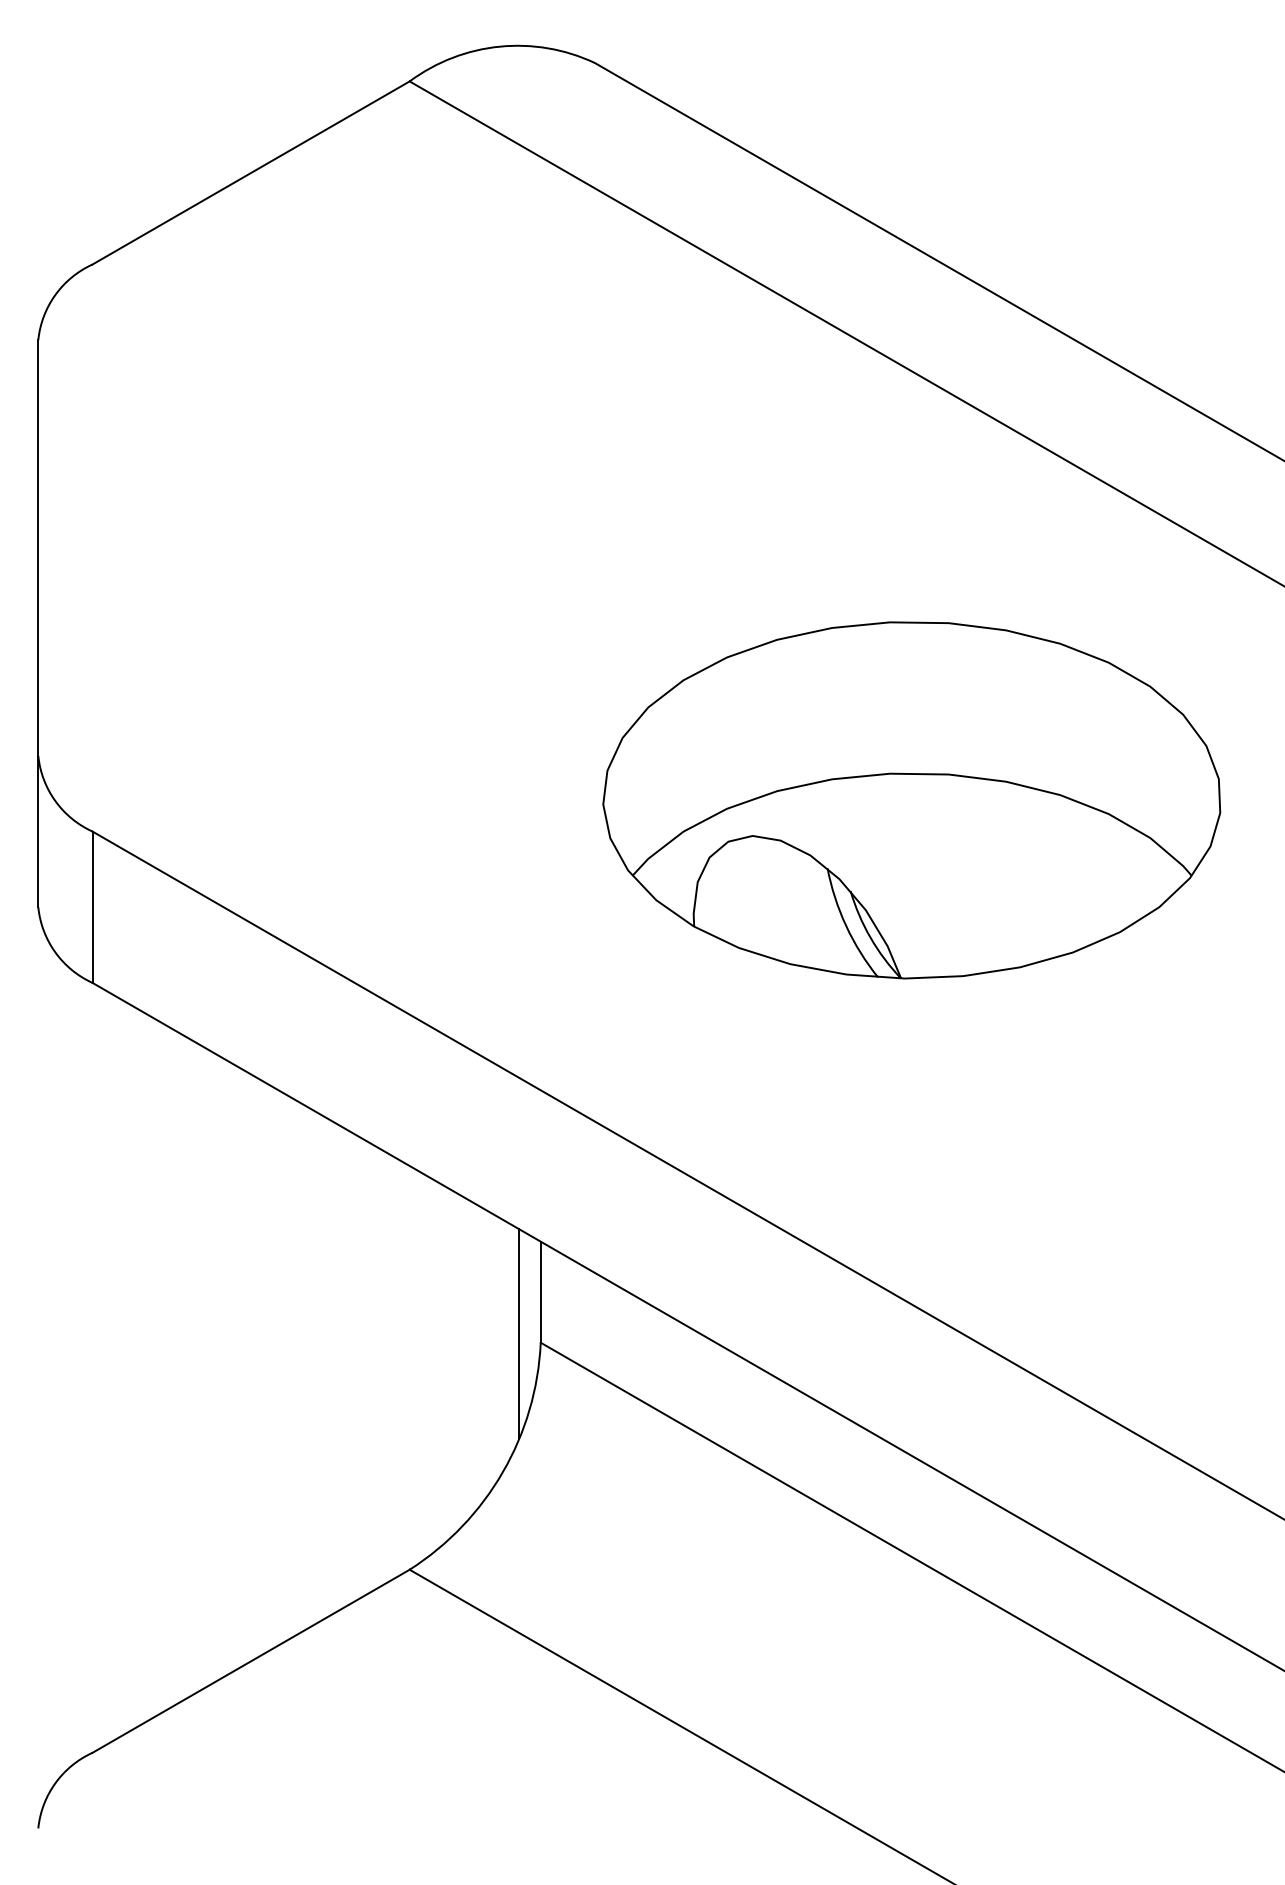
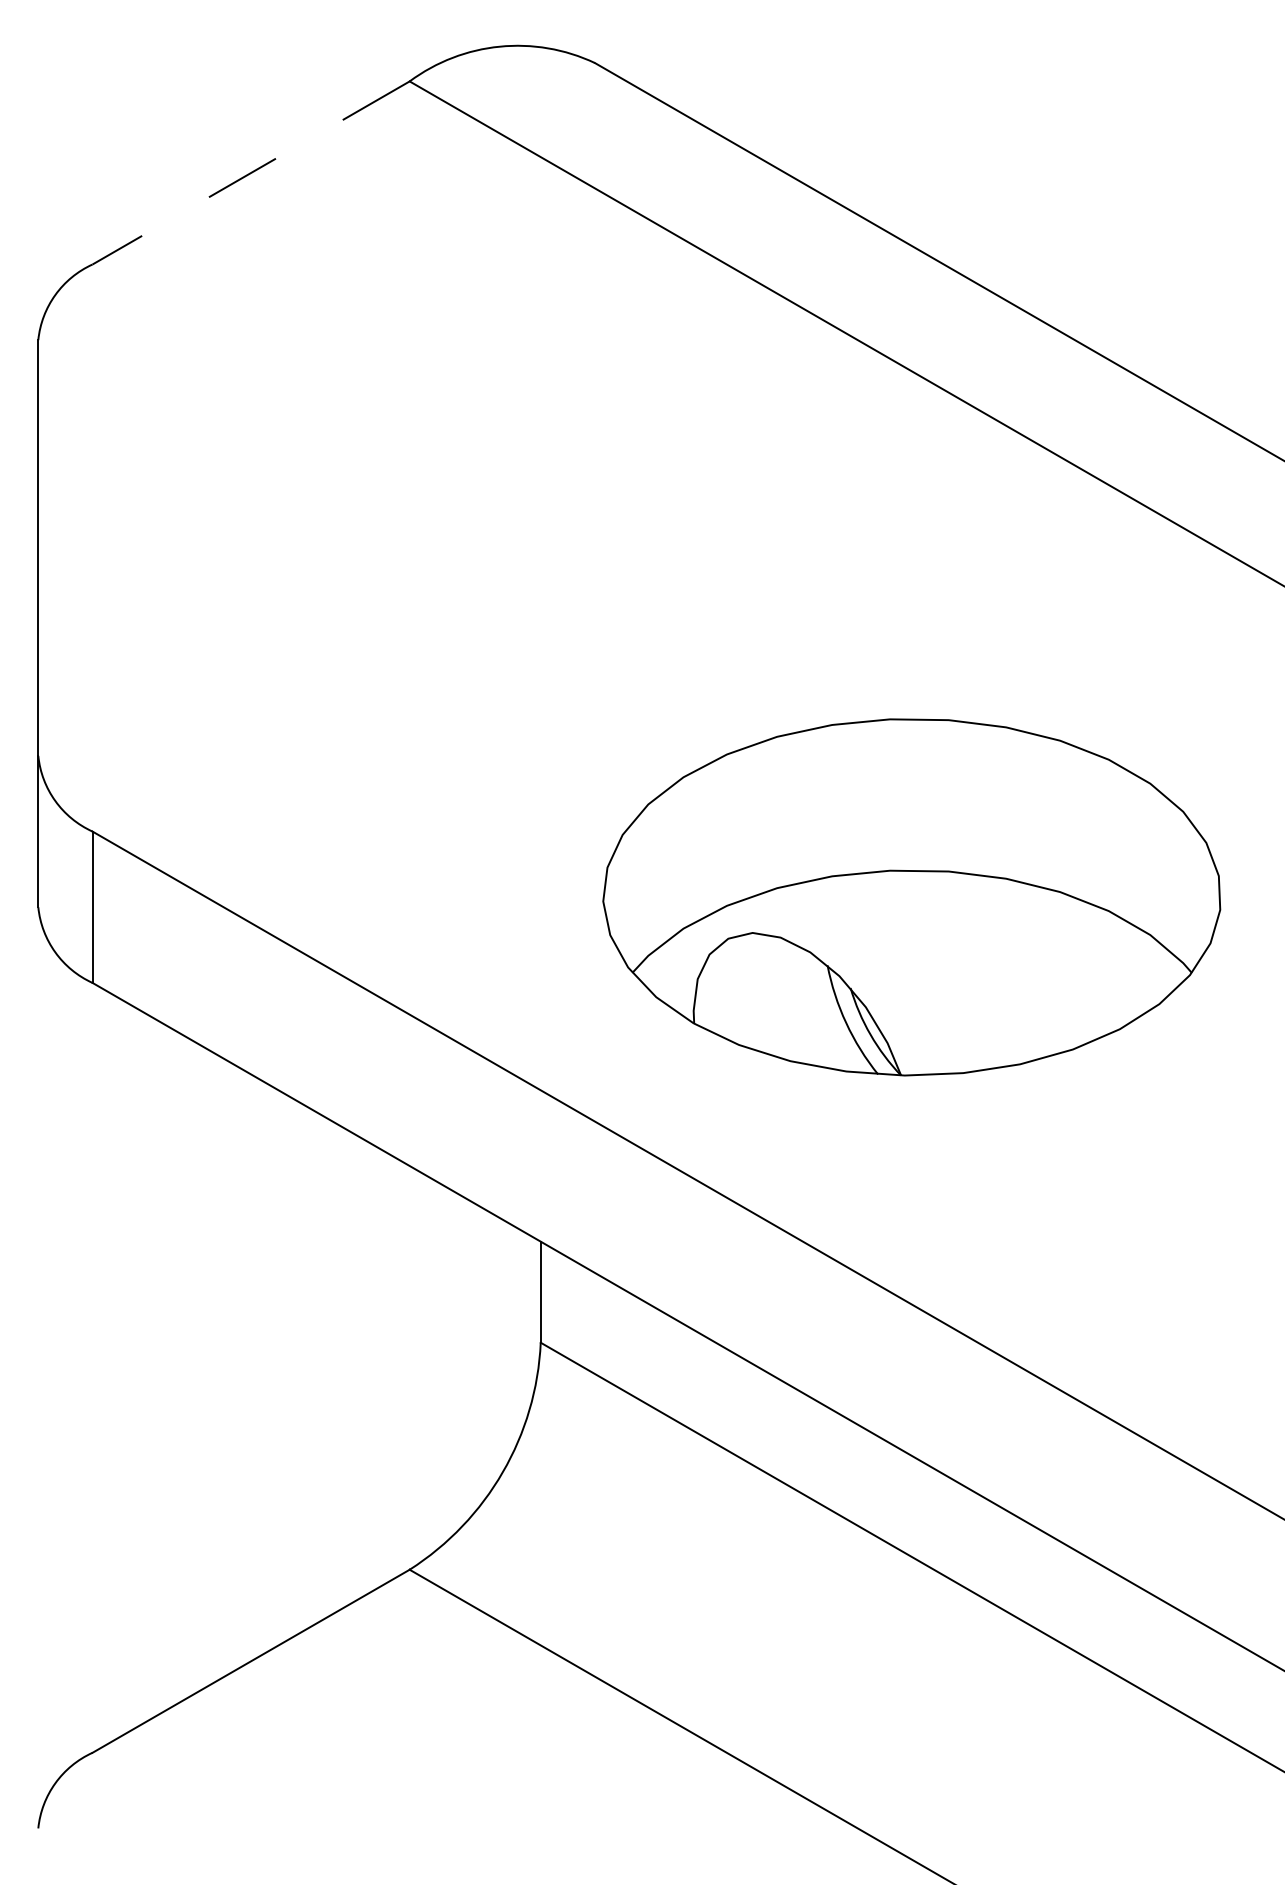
line: solid -> dashed (250, 173)
part position: (911, 800) -> (911, 897) (911, 897)
line: present -> none (518, 1334)
